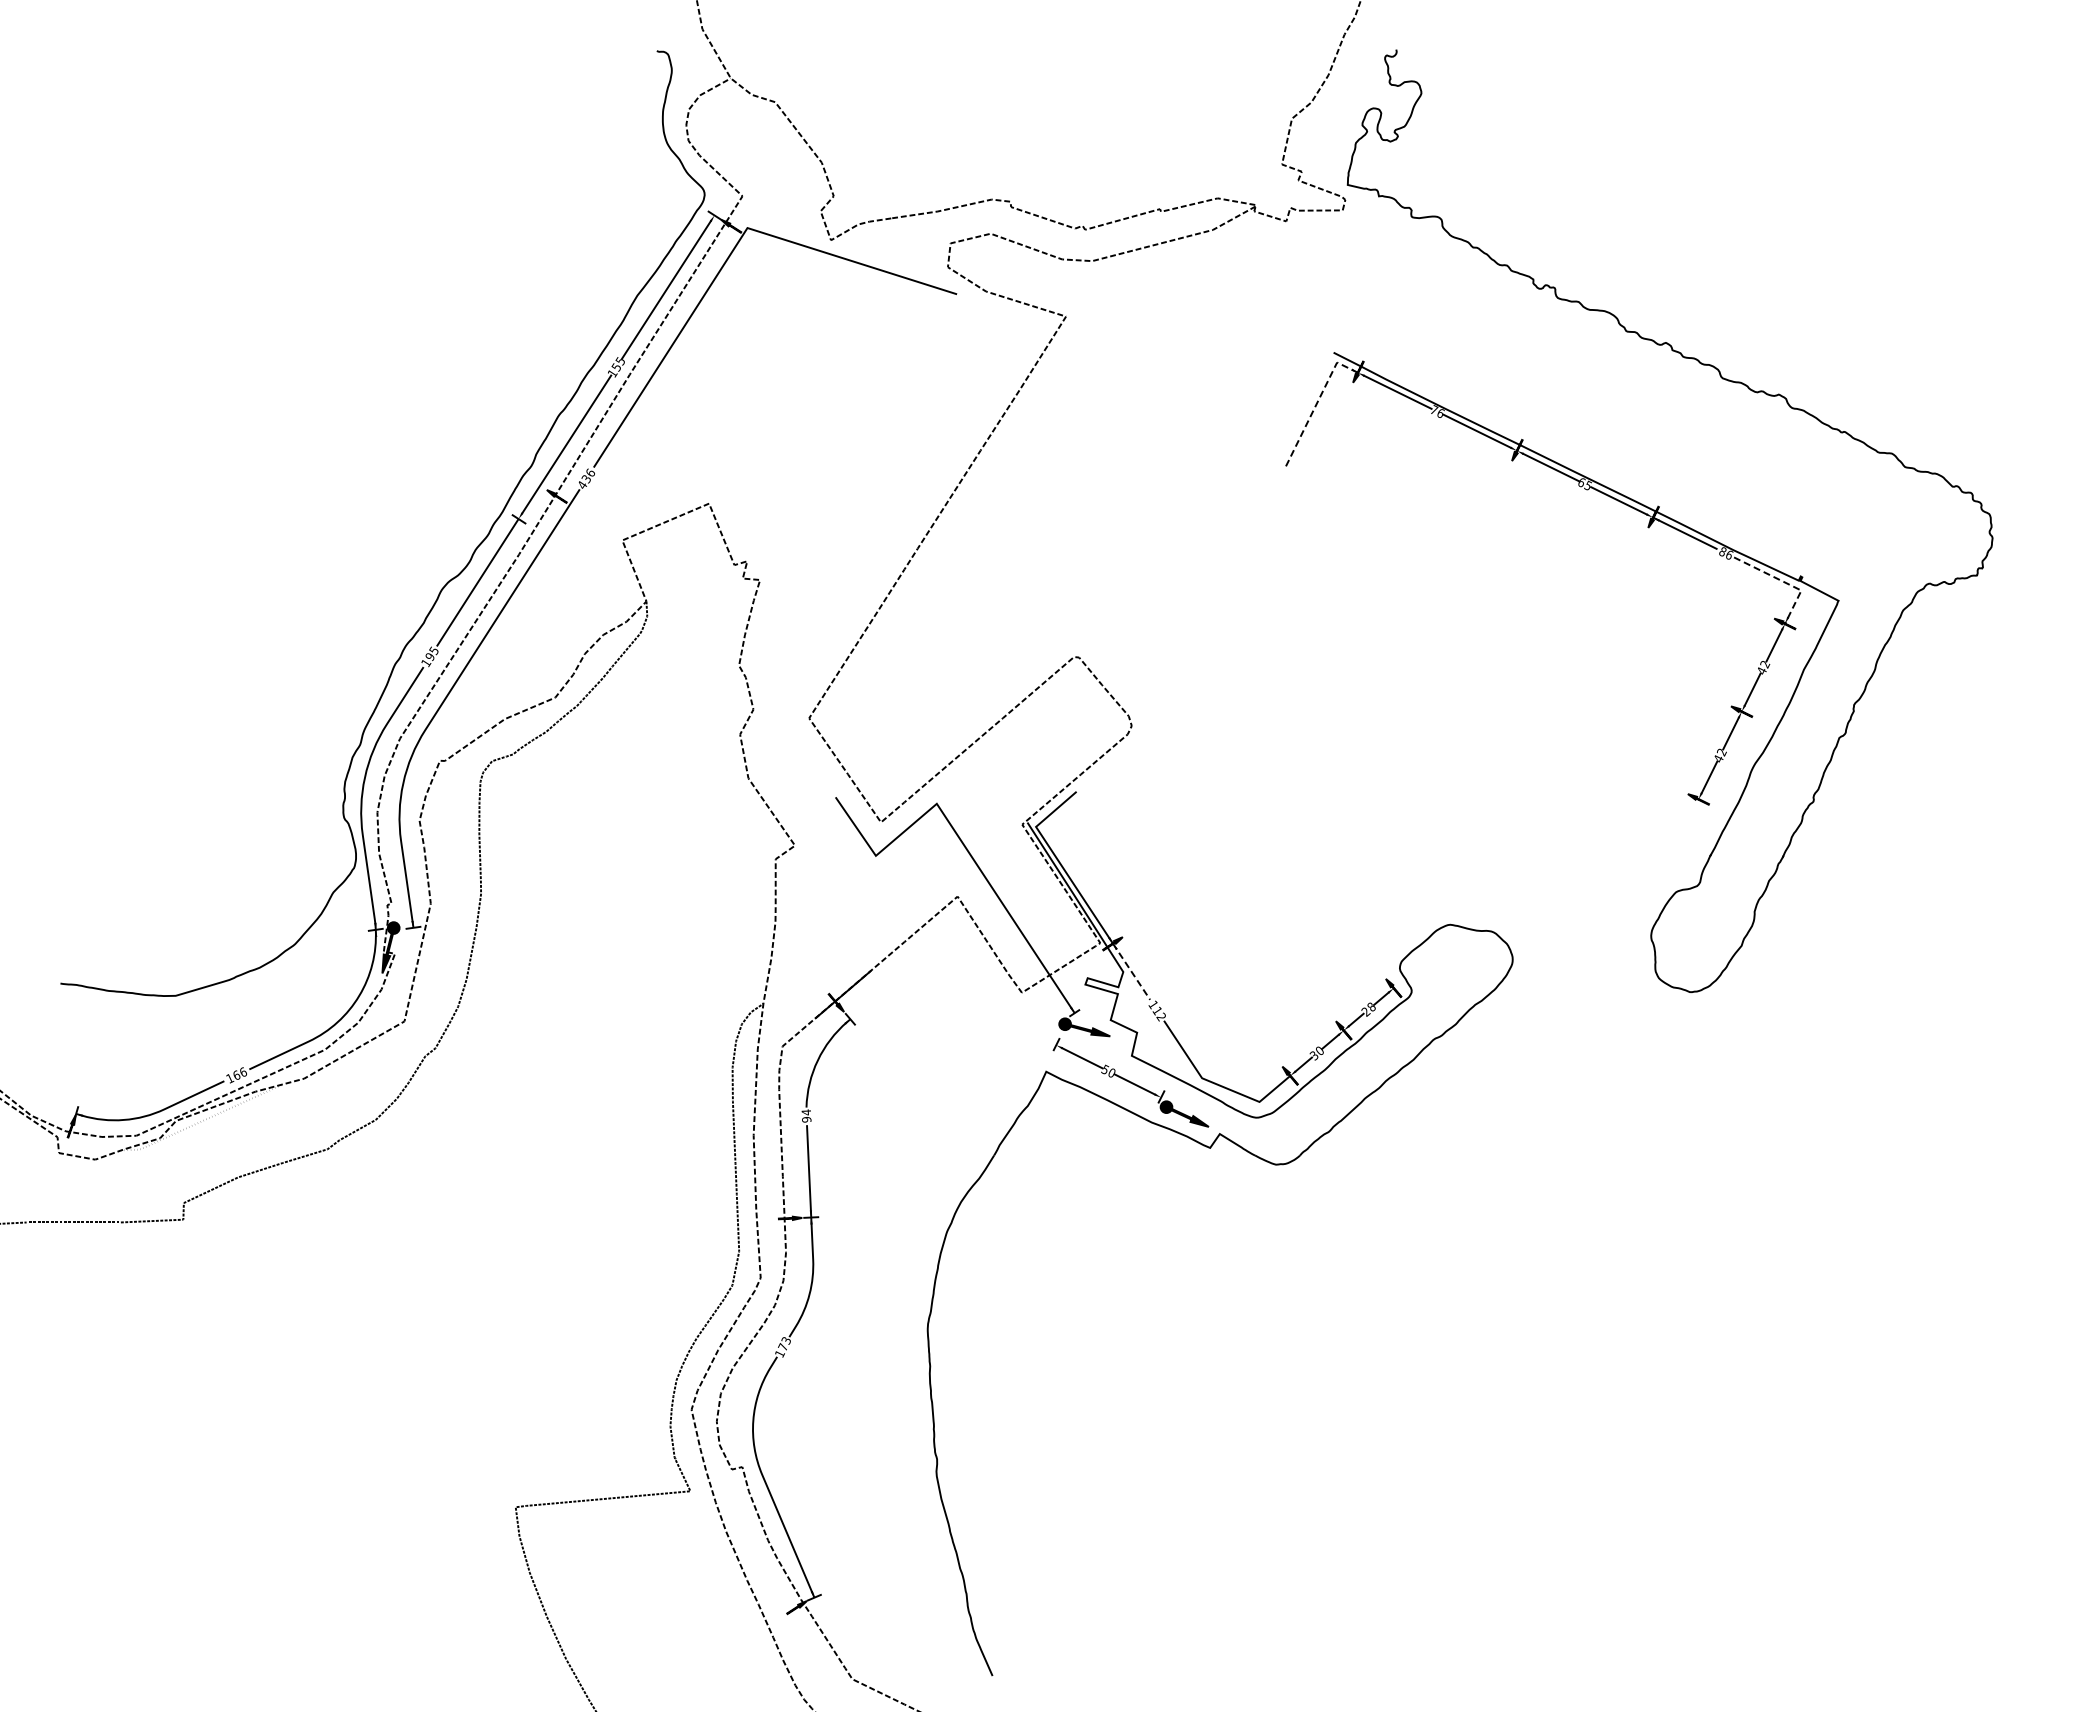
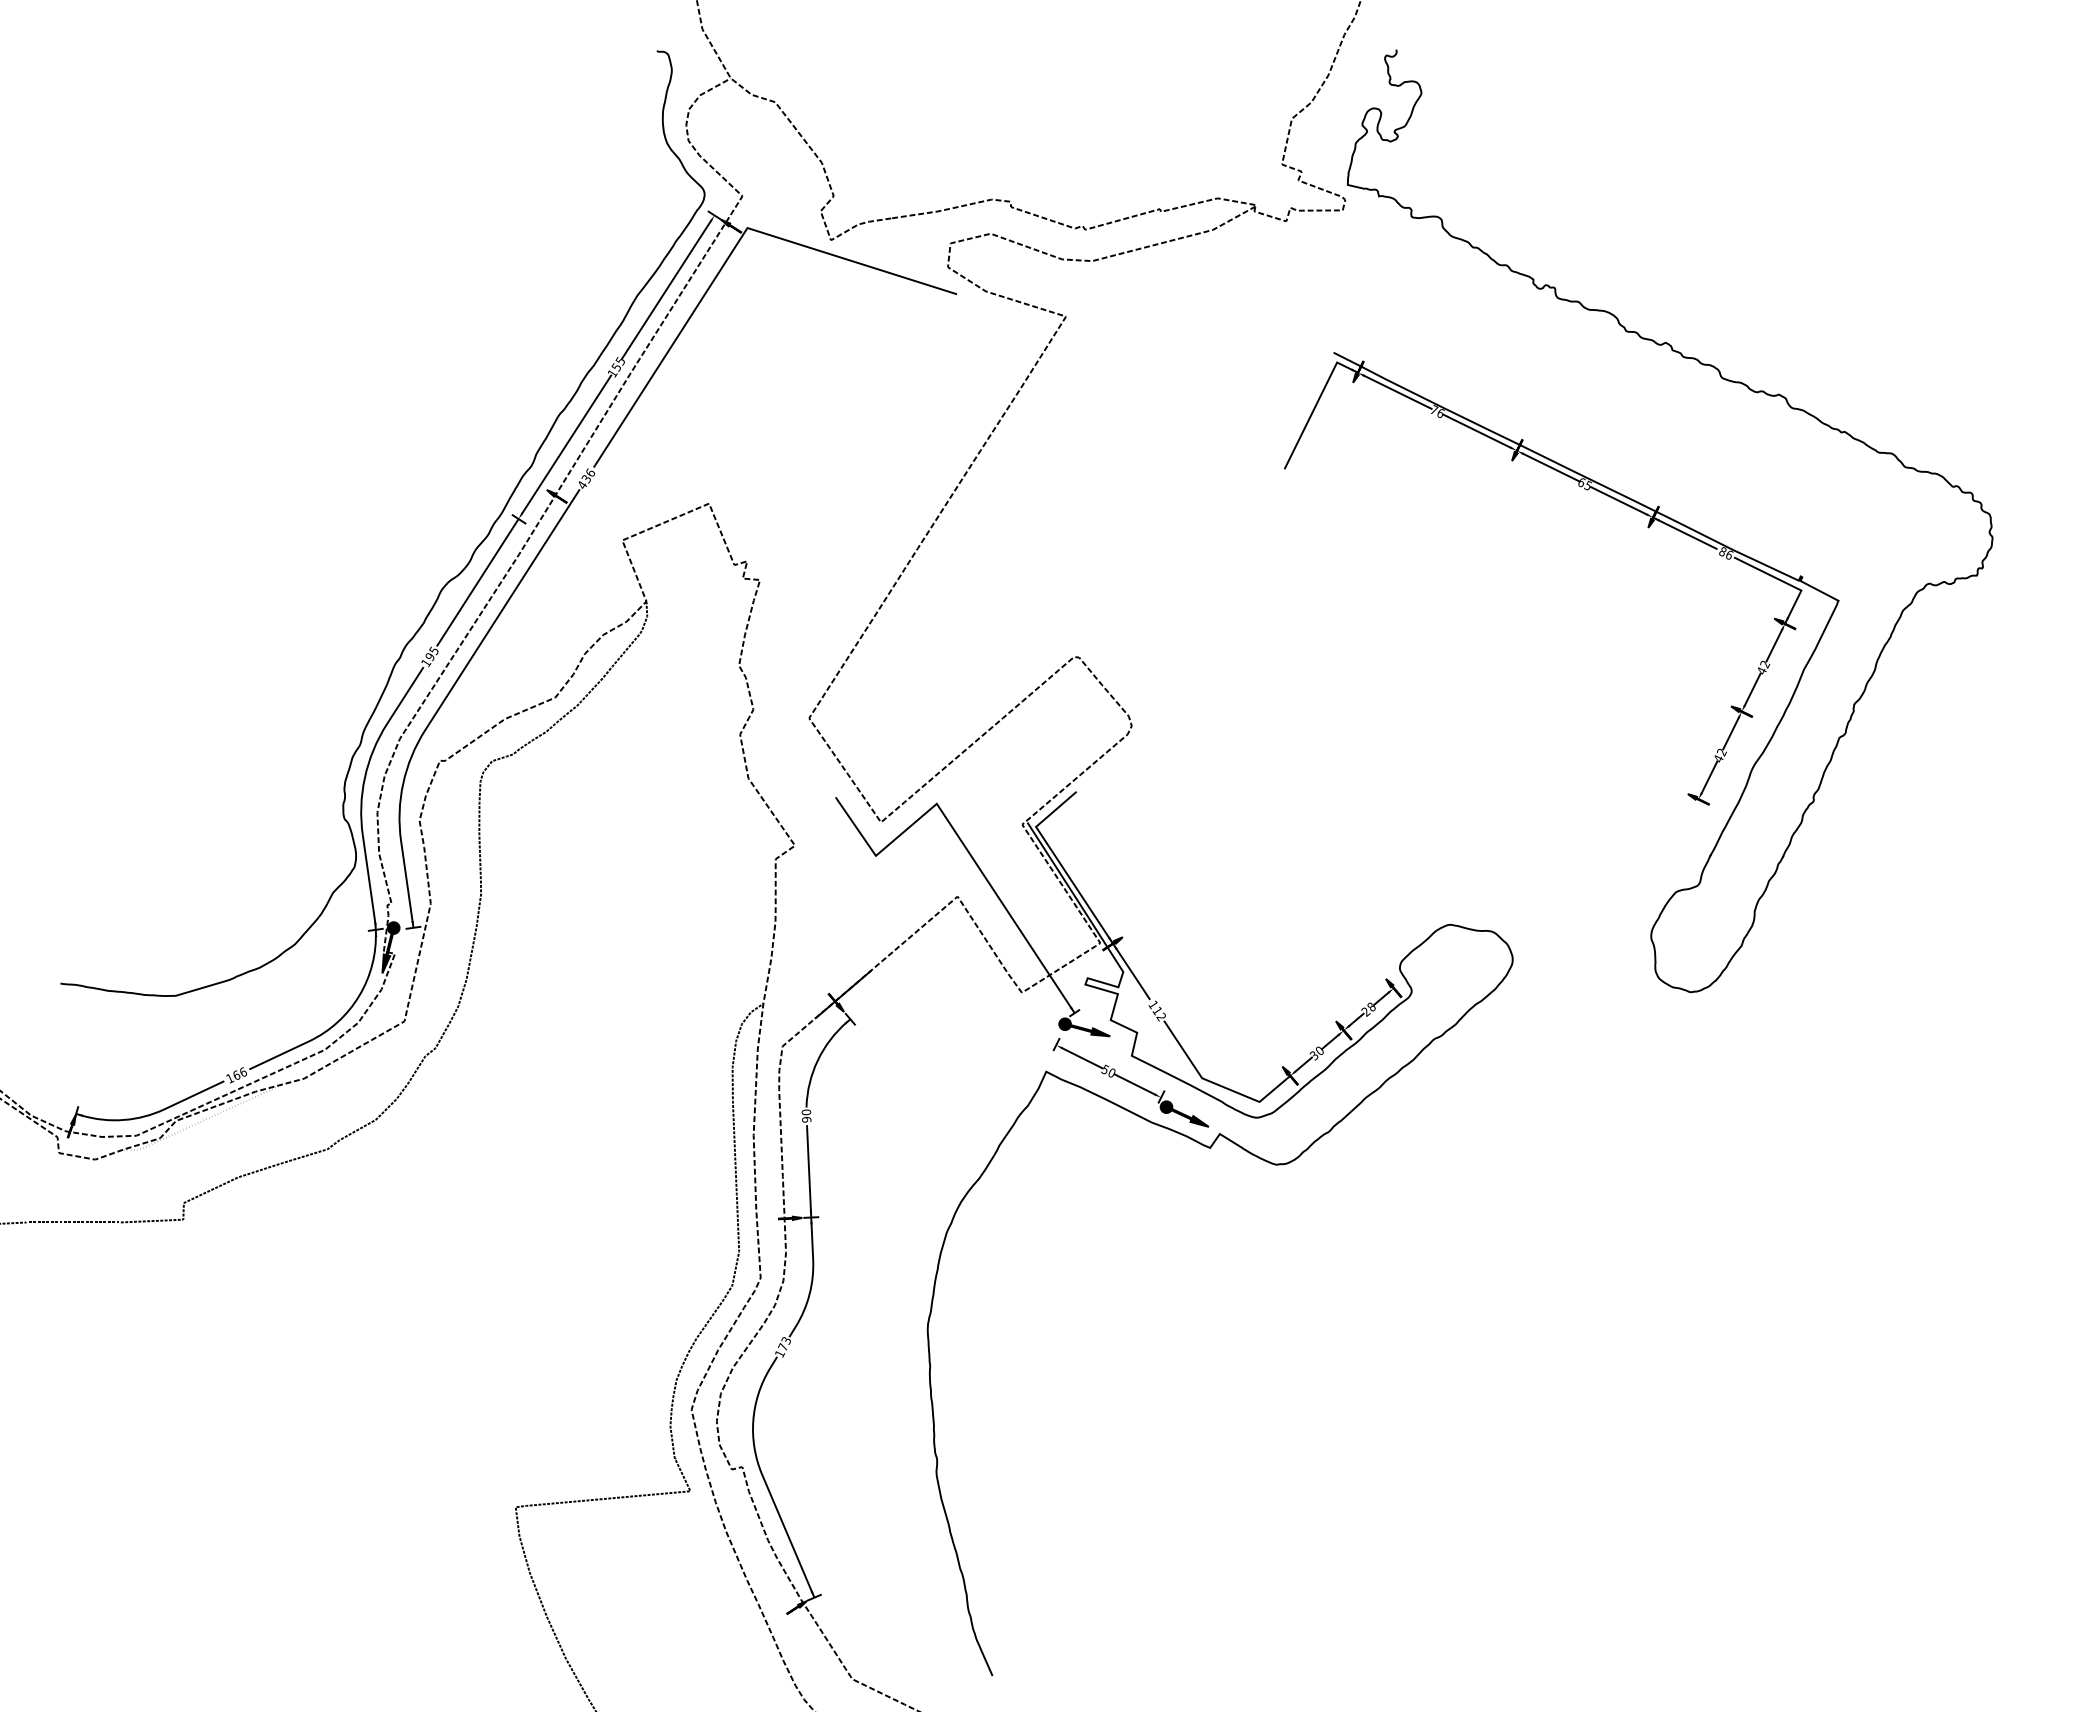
line: dashed -> solid (1316, 405)
line: dashed -> solid (1785, 582)
line: dashed -> solid (1131, 971)
text: 94 -> 90 (806, 1112)
